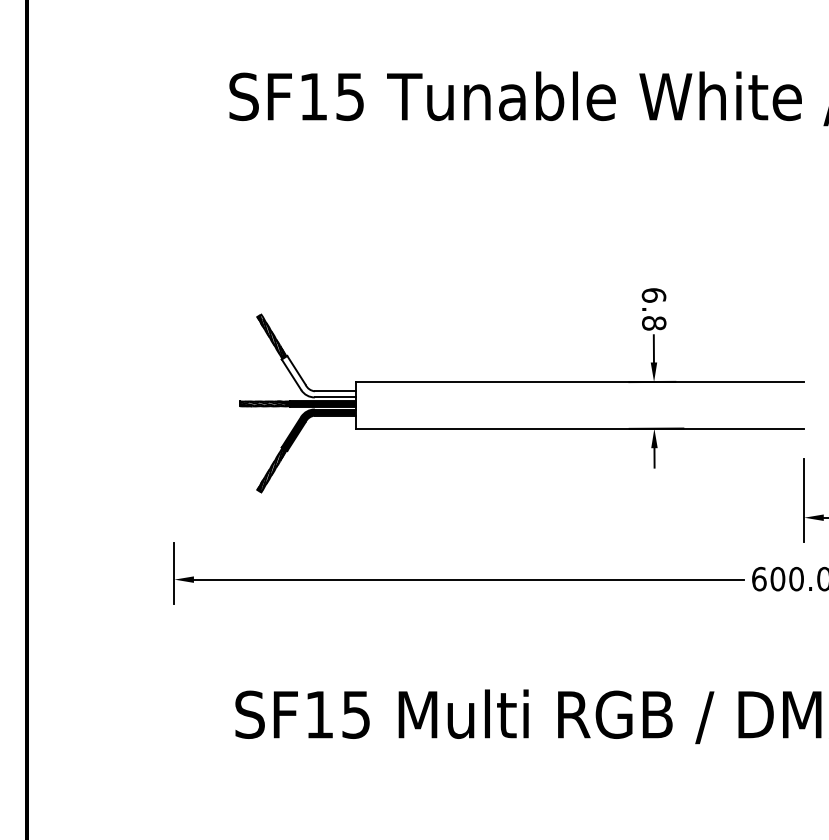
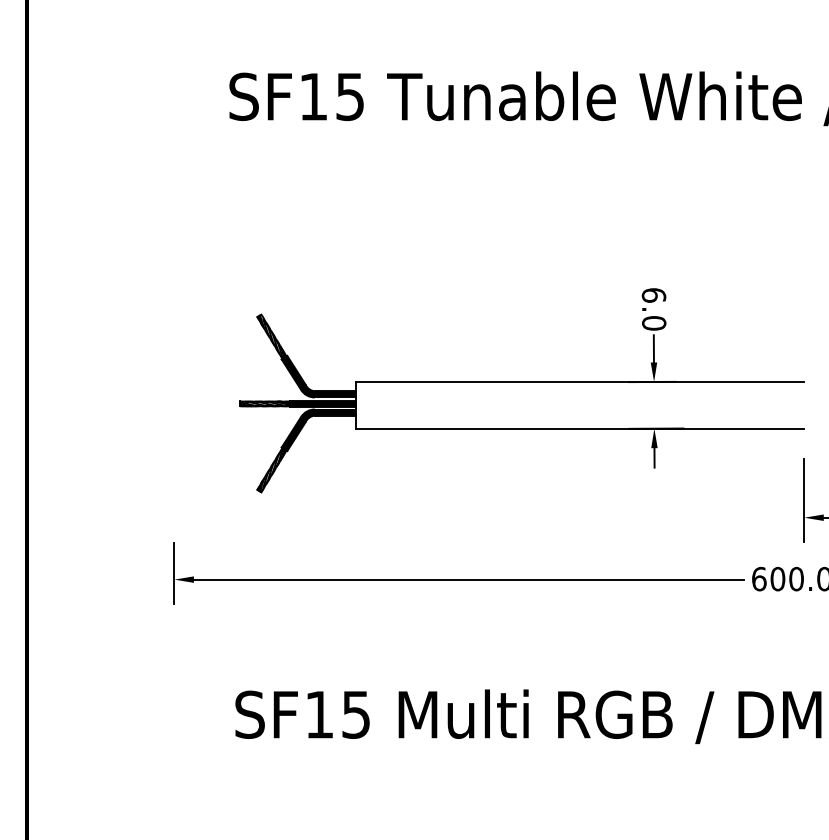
text: 6.8 -> 6.0 (654, 323)
fill: none -> present (318, 372)
